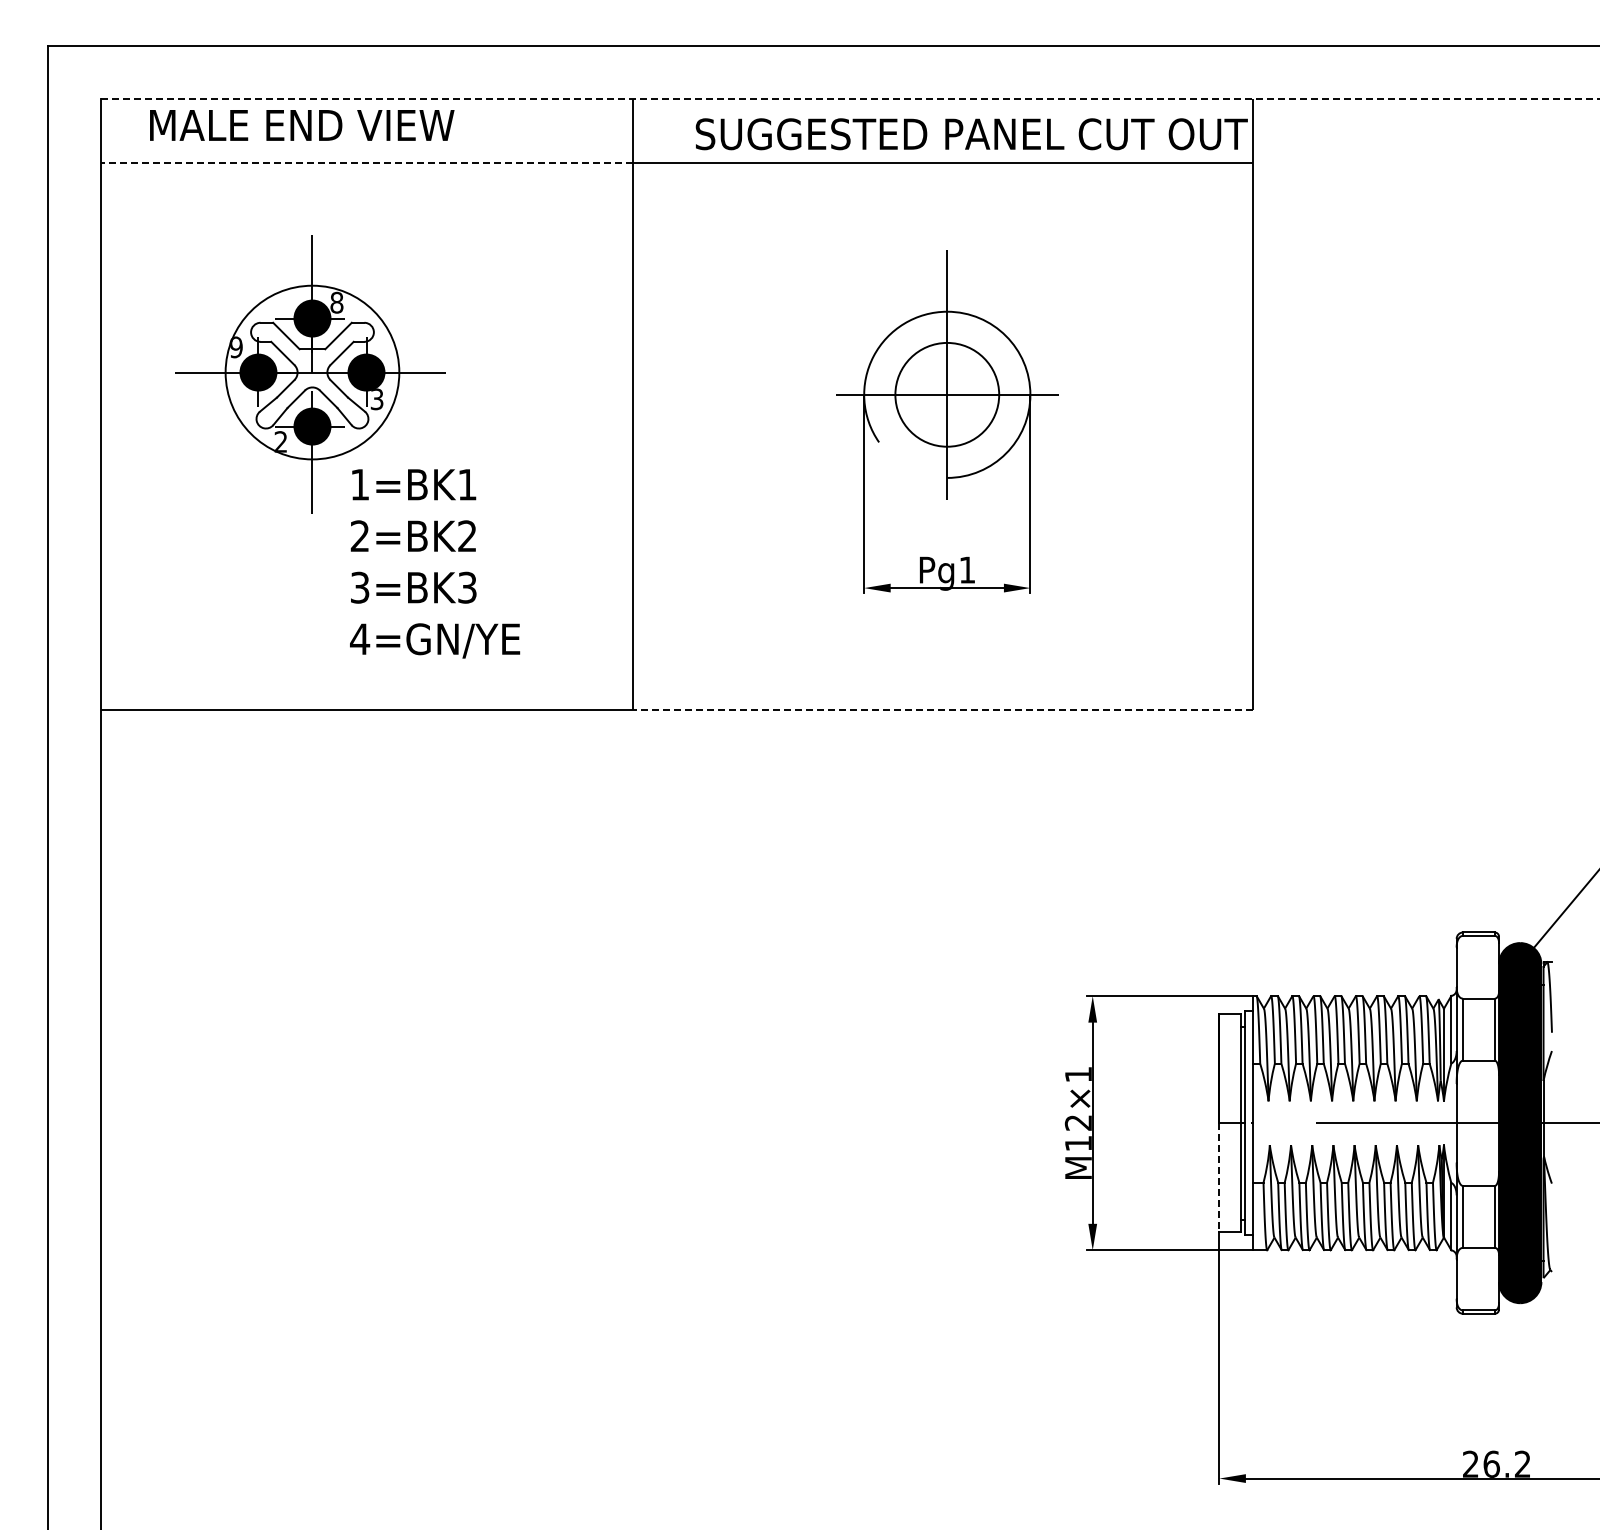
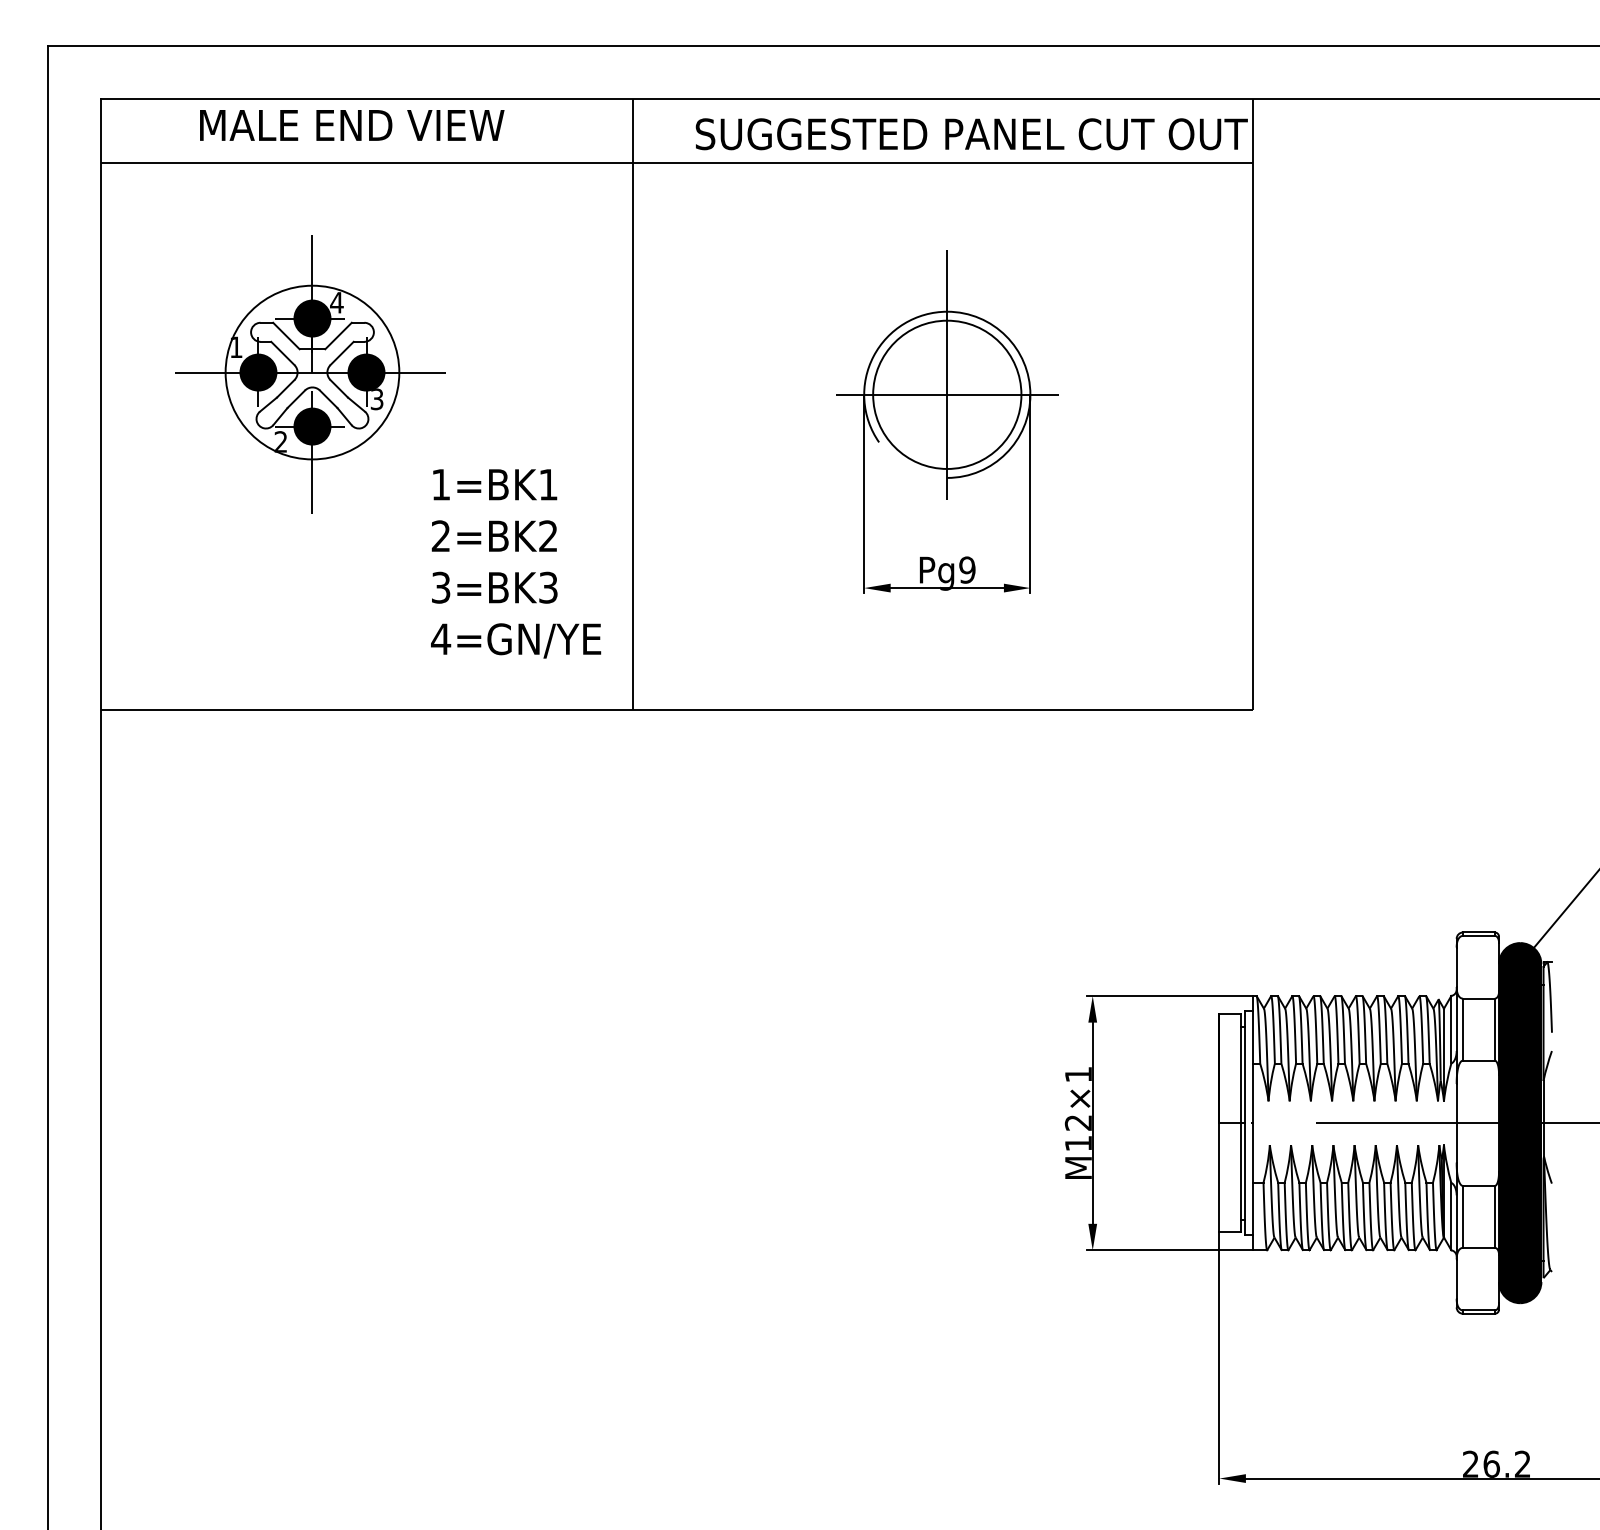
line: dashed -> solid (850, 99)
text position: (302, 125) -> (352, 125) (352, 125)
line: dashed -> solid (366, 162)
text: 8 -> 4 (336, 302)
text: 9 -> 1 (235, 347)
circle diameter: 104 px -> 148 px (947, 394)
text position: (435, 563) -> (516, 563) (516, 563)
text: Pg1 -> Pg9 (967, 569)
line: dashed -> solid (942, 710)
line: dashed -> solid (1219, 1178)
